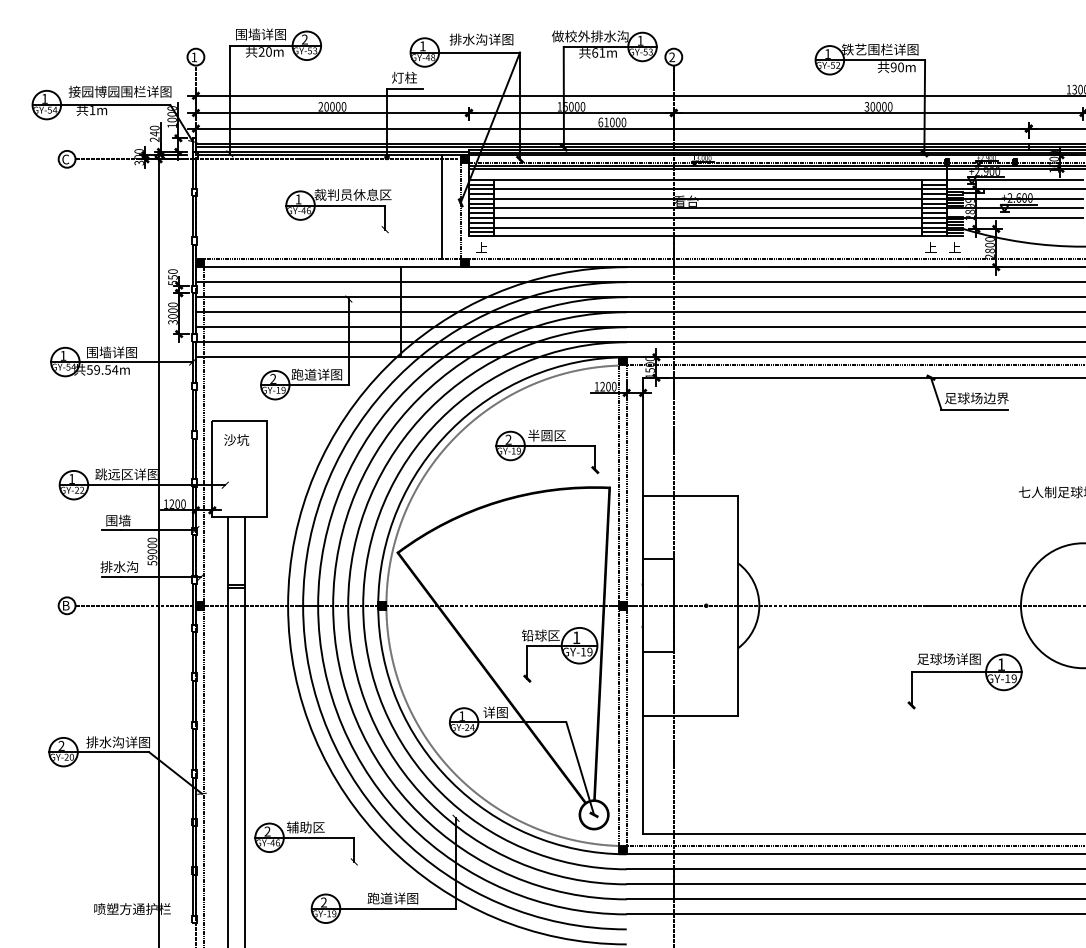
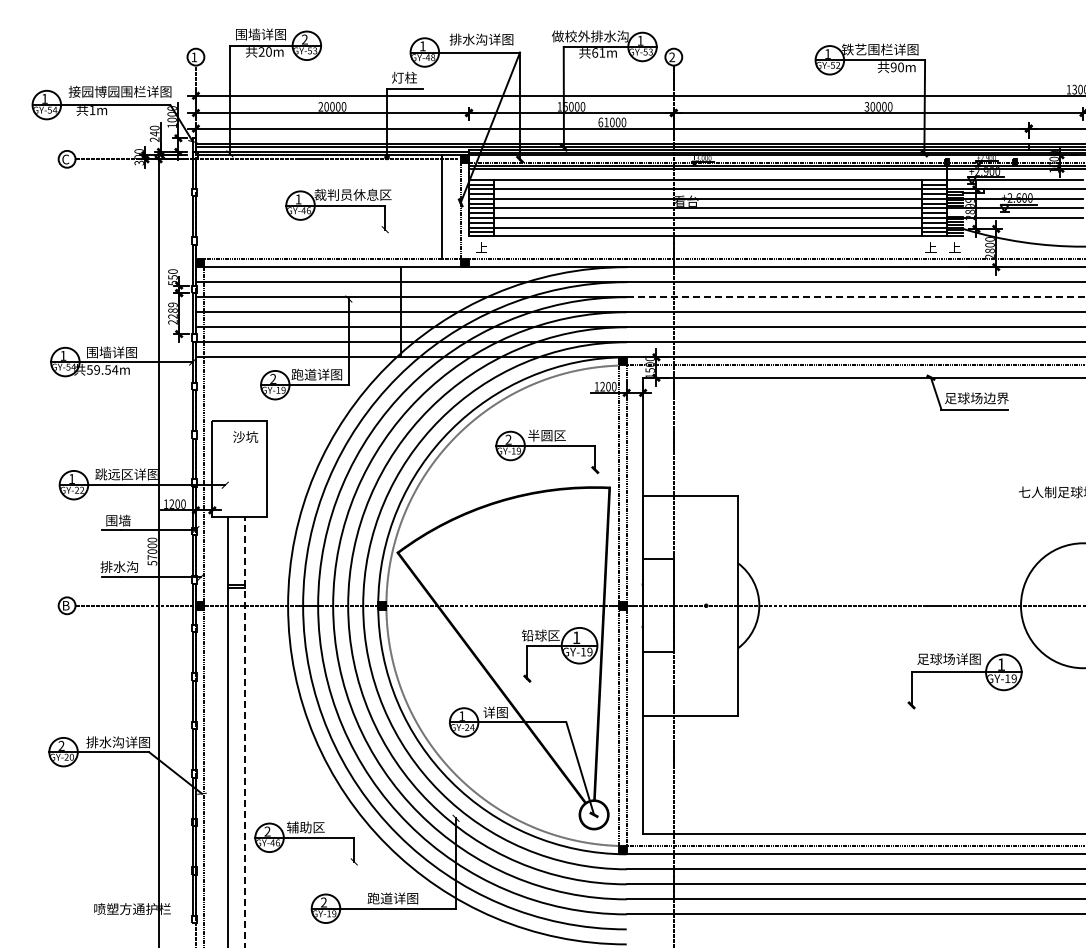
line: solid -> dashed (856, 297)
text: 3000 -> 2289 (172, 313)
text position: (236, 439) -> (245, 436) (245, 436)
text: 59000 -> 57000 (152, 557)
line: solid -> dashed (245, 731)
